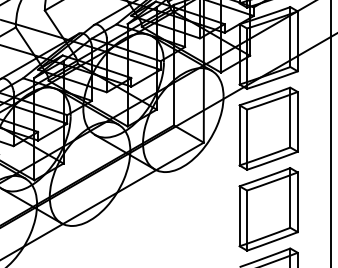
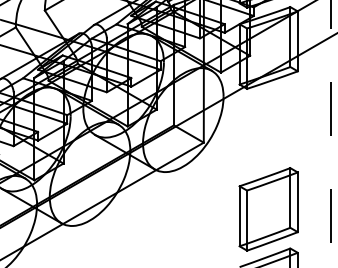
part: present -> none (268, 128)
line: solid -> dashed (330, 133)
